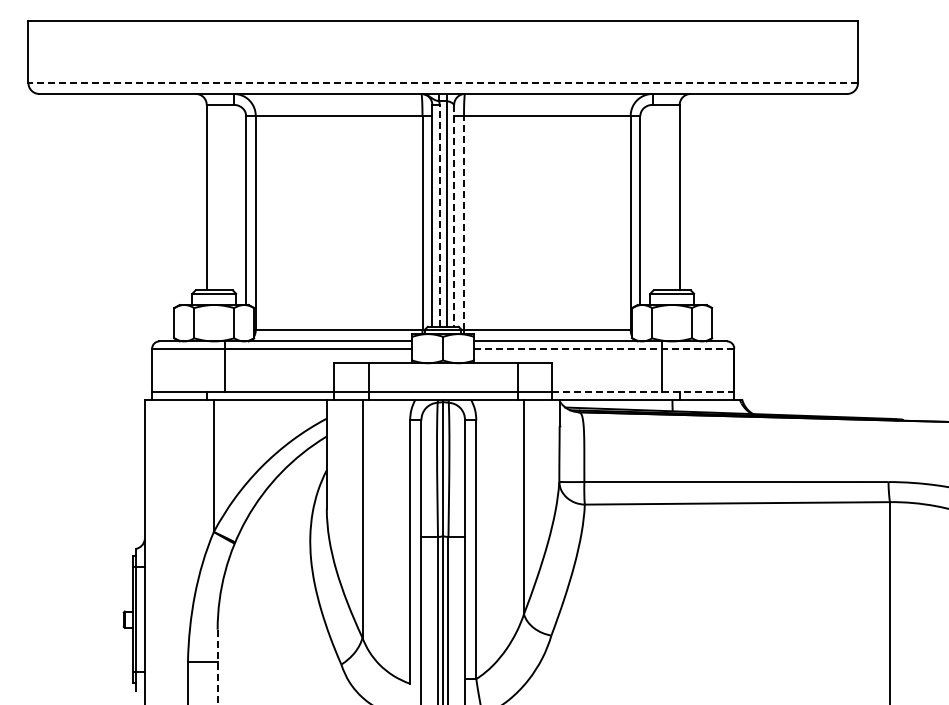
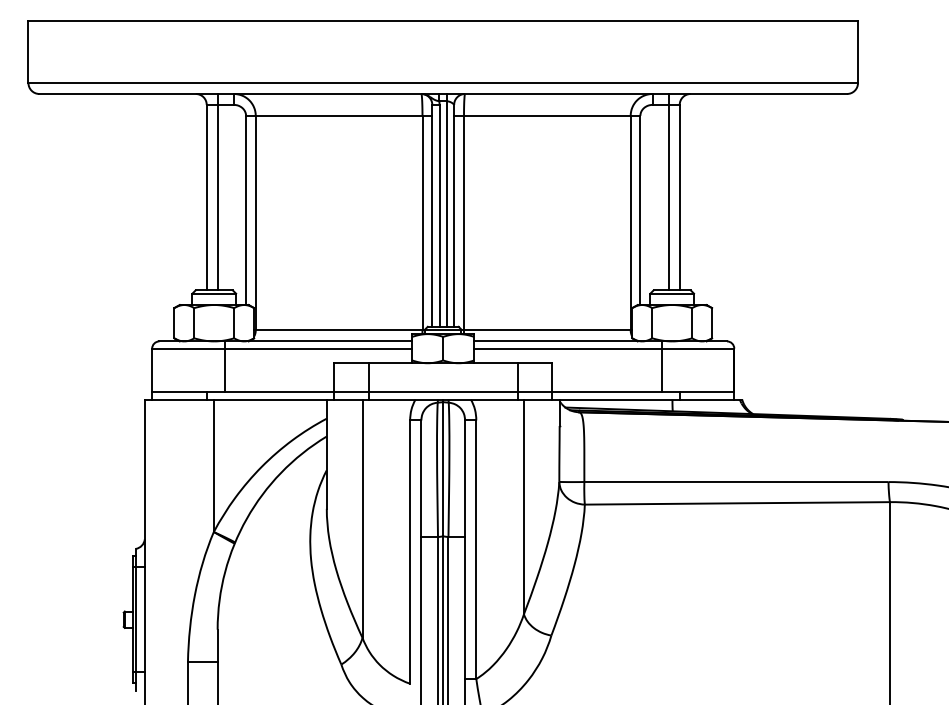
line: dashed -> solid (443, 83)
line: none -> present (217, 191)
line: none -> present (668, 191)
line: dashed -> solid (439, 215)
line: dashed -> solid (454, 215)
line: dashed -> solid (464, 222)
line: dashed -> solid (604, 348)
line: dashed -> solid (643, 392)
line: dashed -> solid (217, 667)
